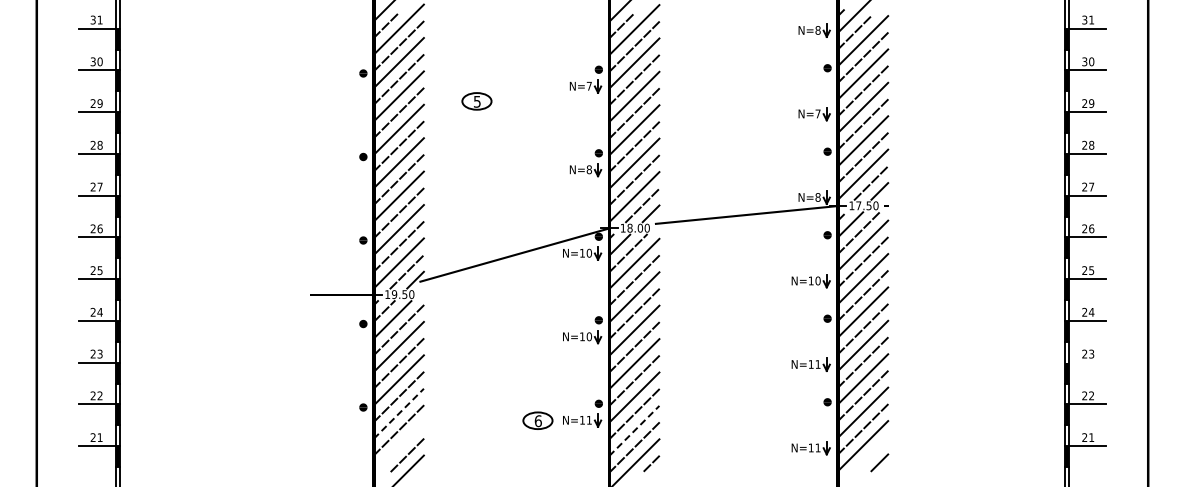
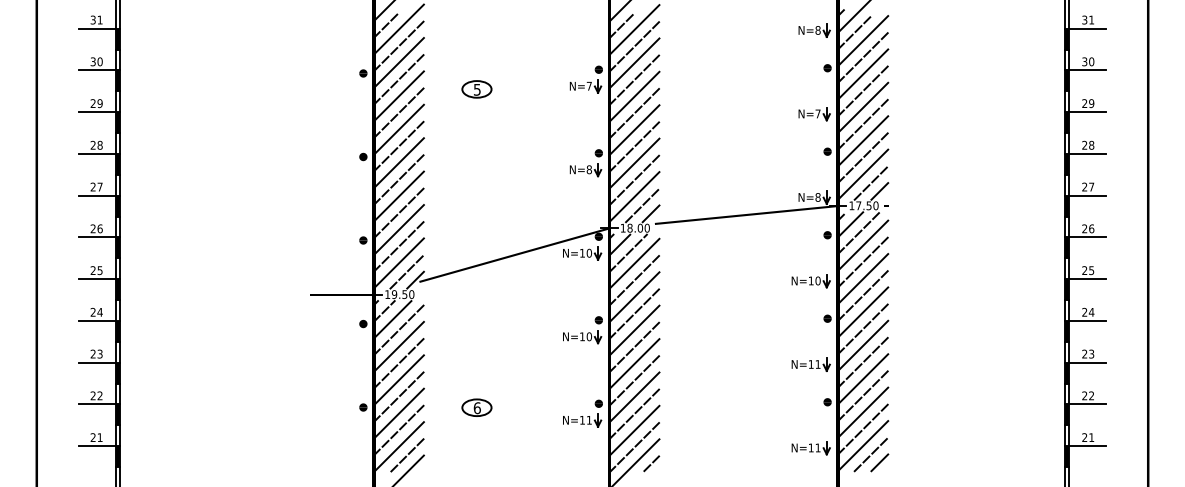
part position: (476, 101) -> (476, 89) (476, 89)
line: none -> present (1085, 362)
line: dashed -> solid (399, 413)
part position: (537, 420) -> (476, 407) (476, 407)
line: dashed -> solid (634, 430)
line: none -> present (398, 447)
line: none -> present (869, 455)
